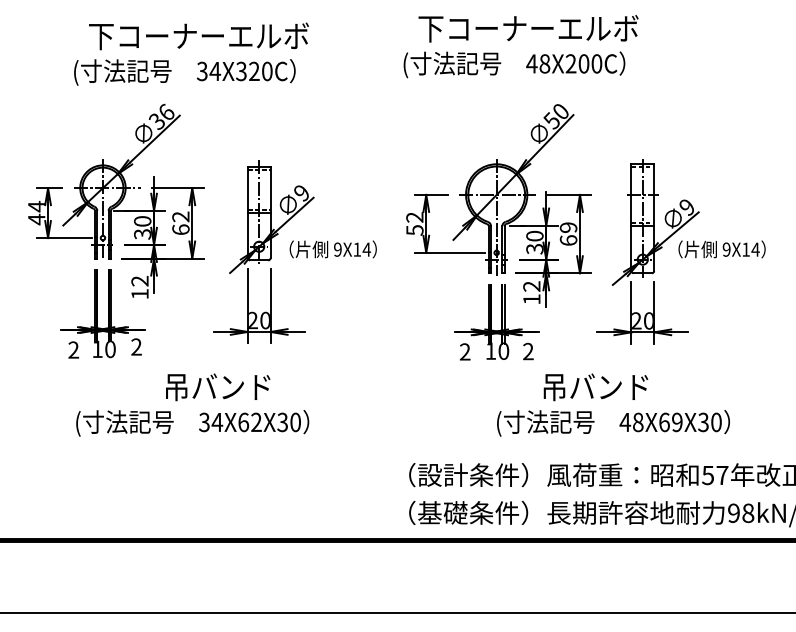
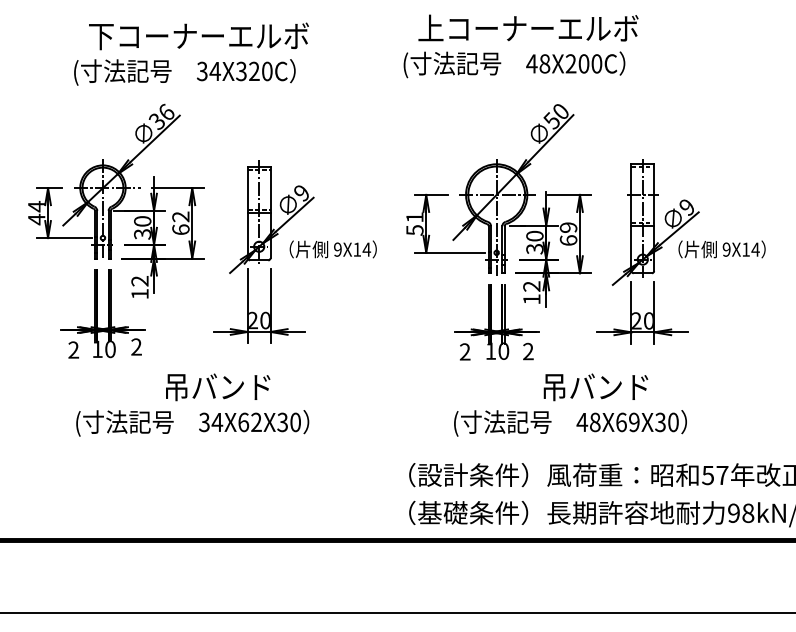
text: 下コーナーエルボ -> 上コーナーエルボ (430, 28)
text: 52 -> 51 (414, 217)
text position: (613, 423) -> (570, 423) (570, 423)
